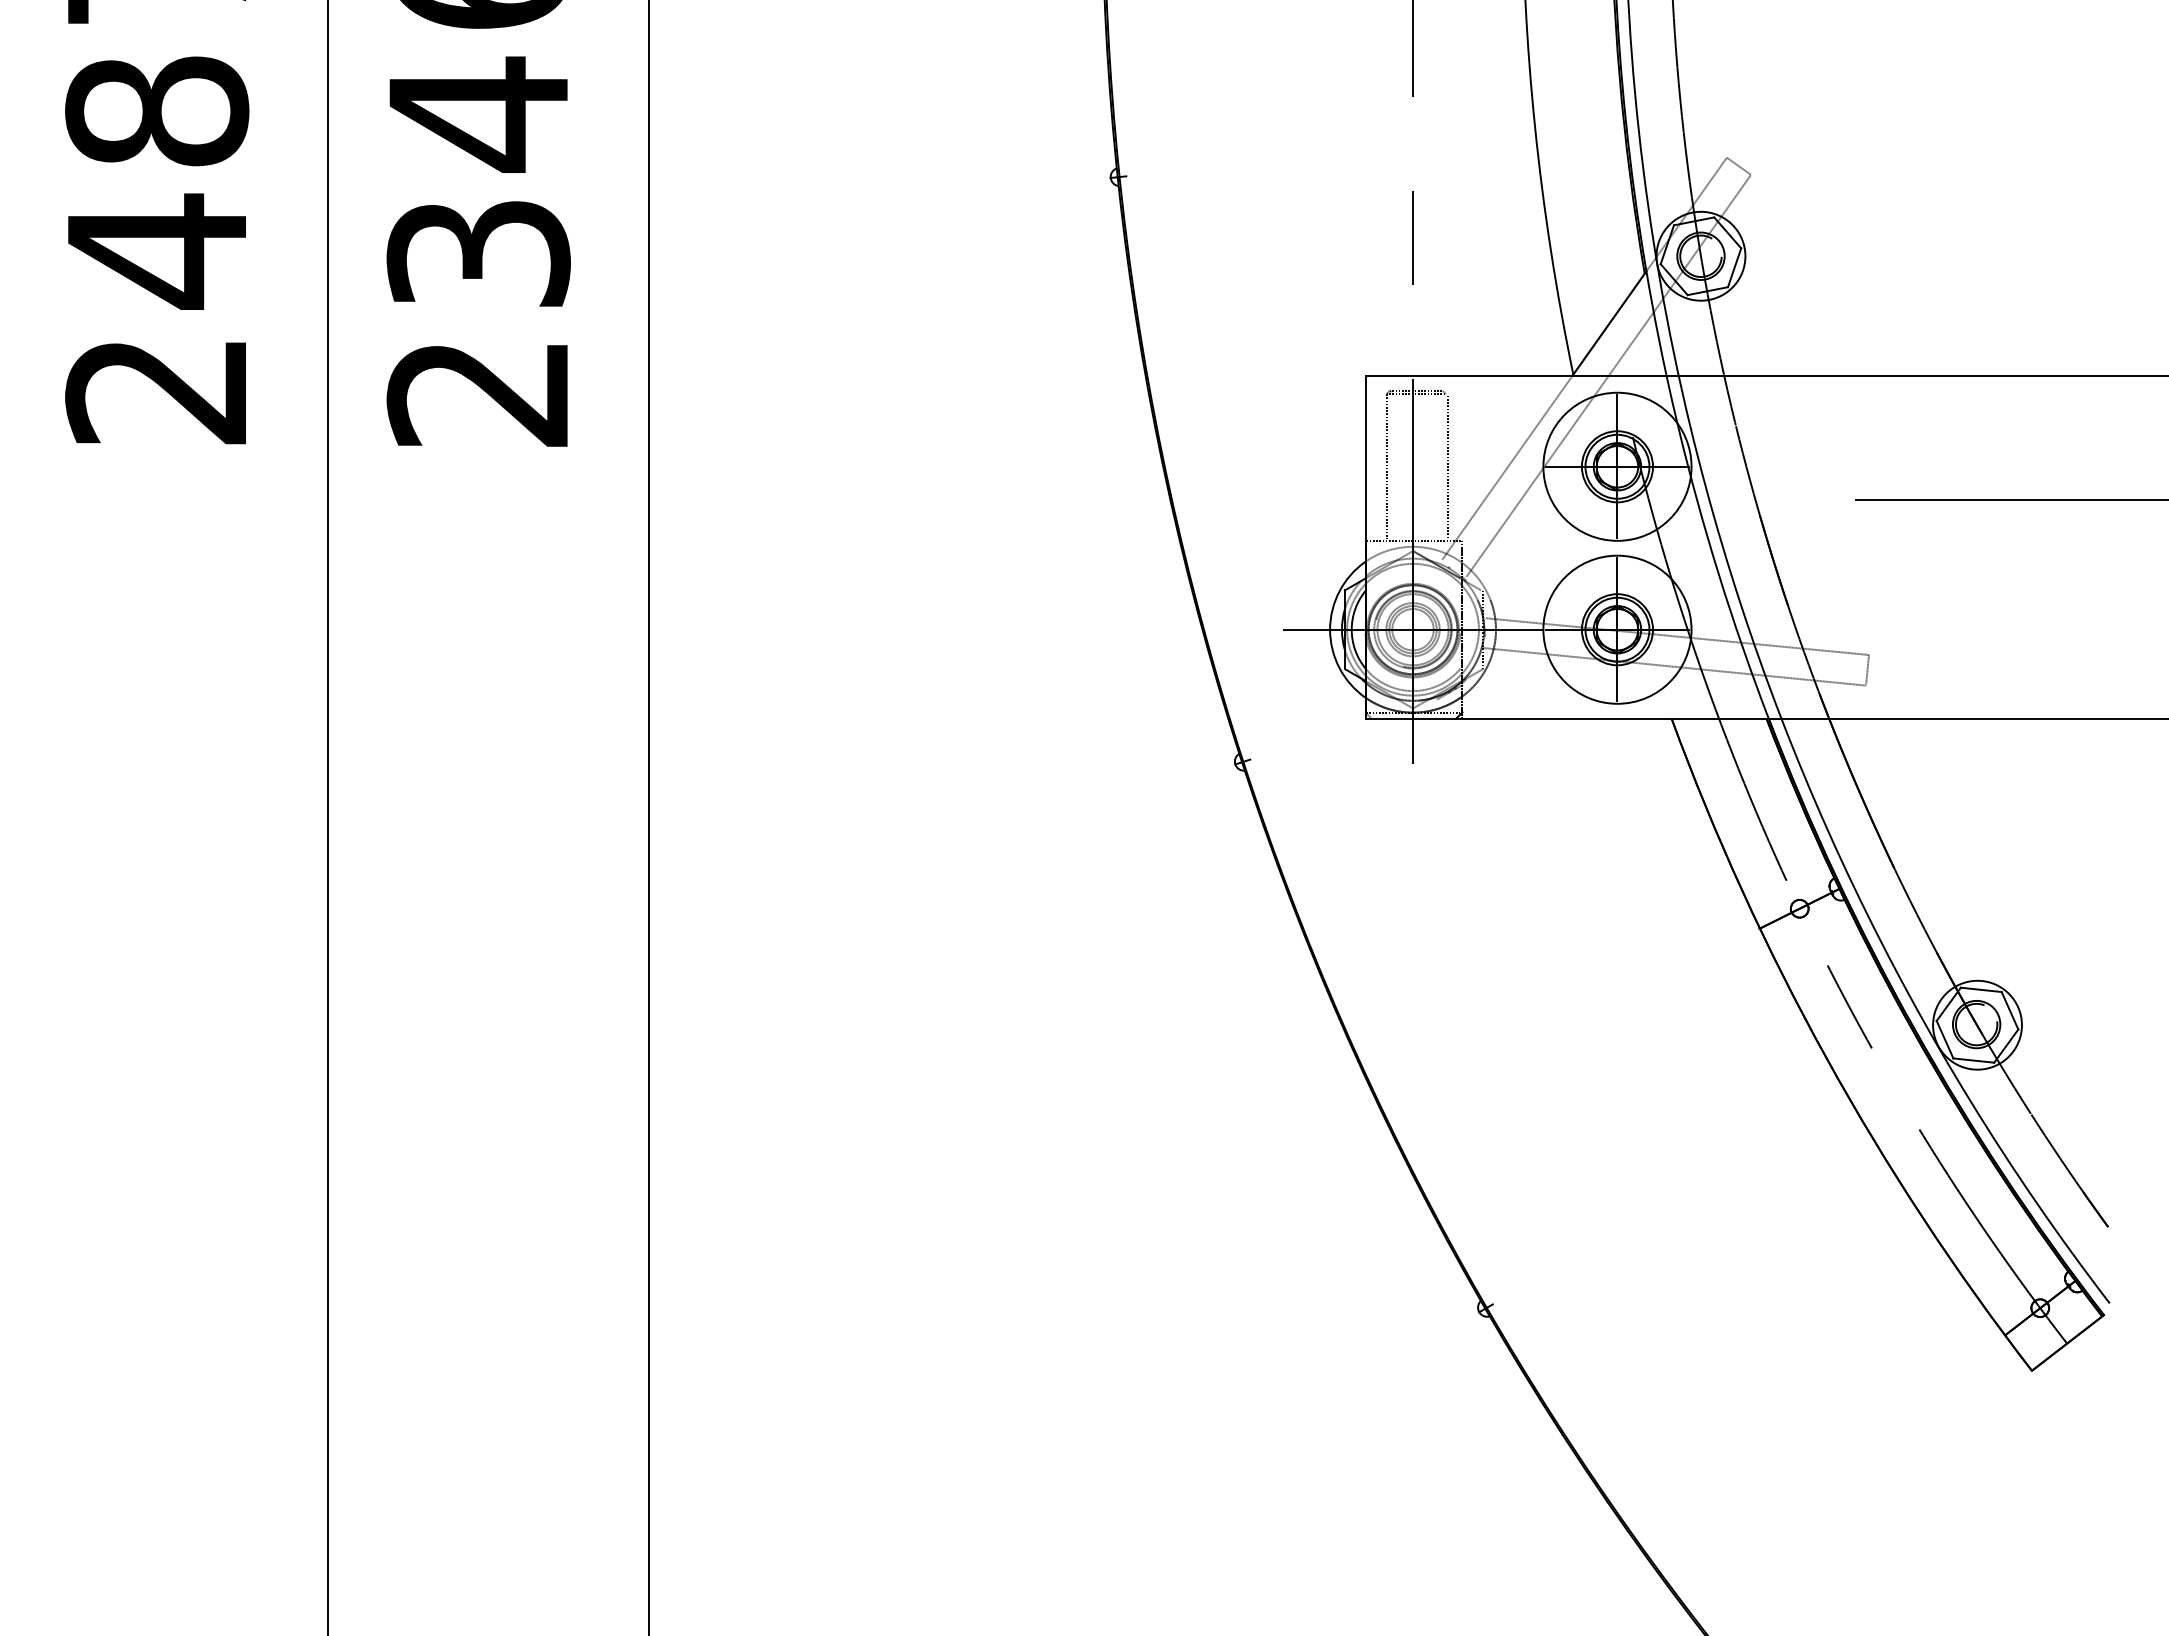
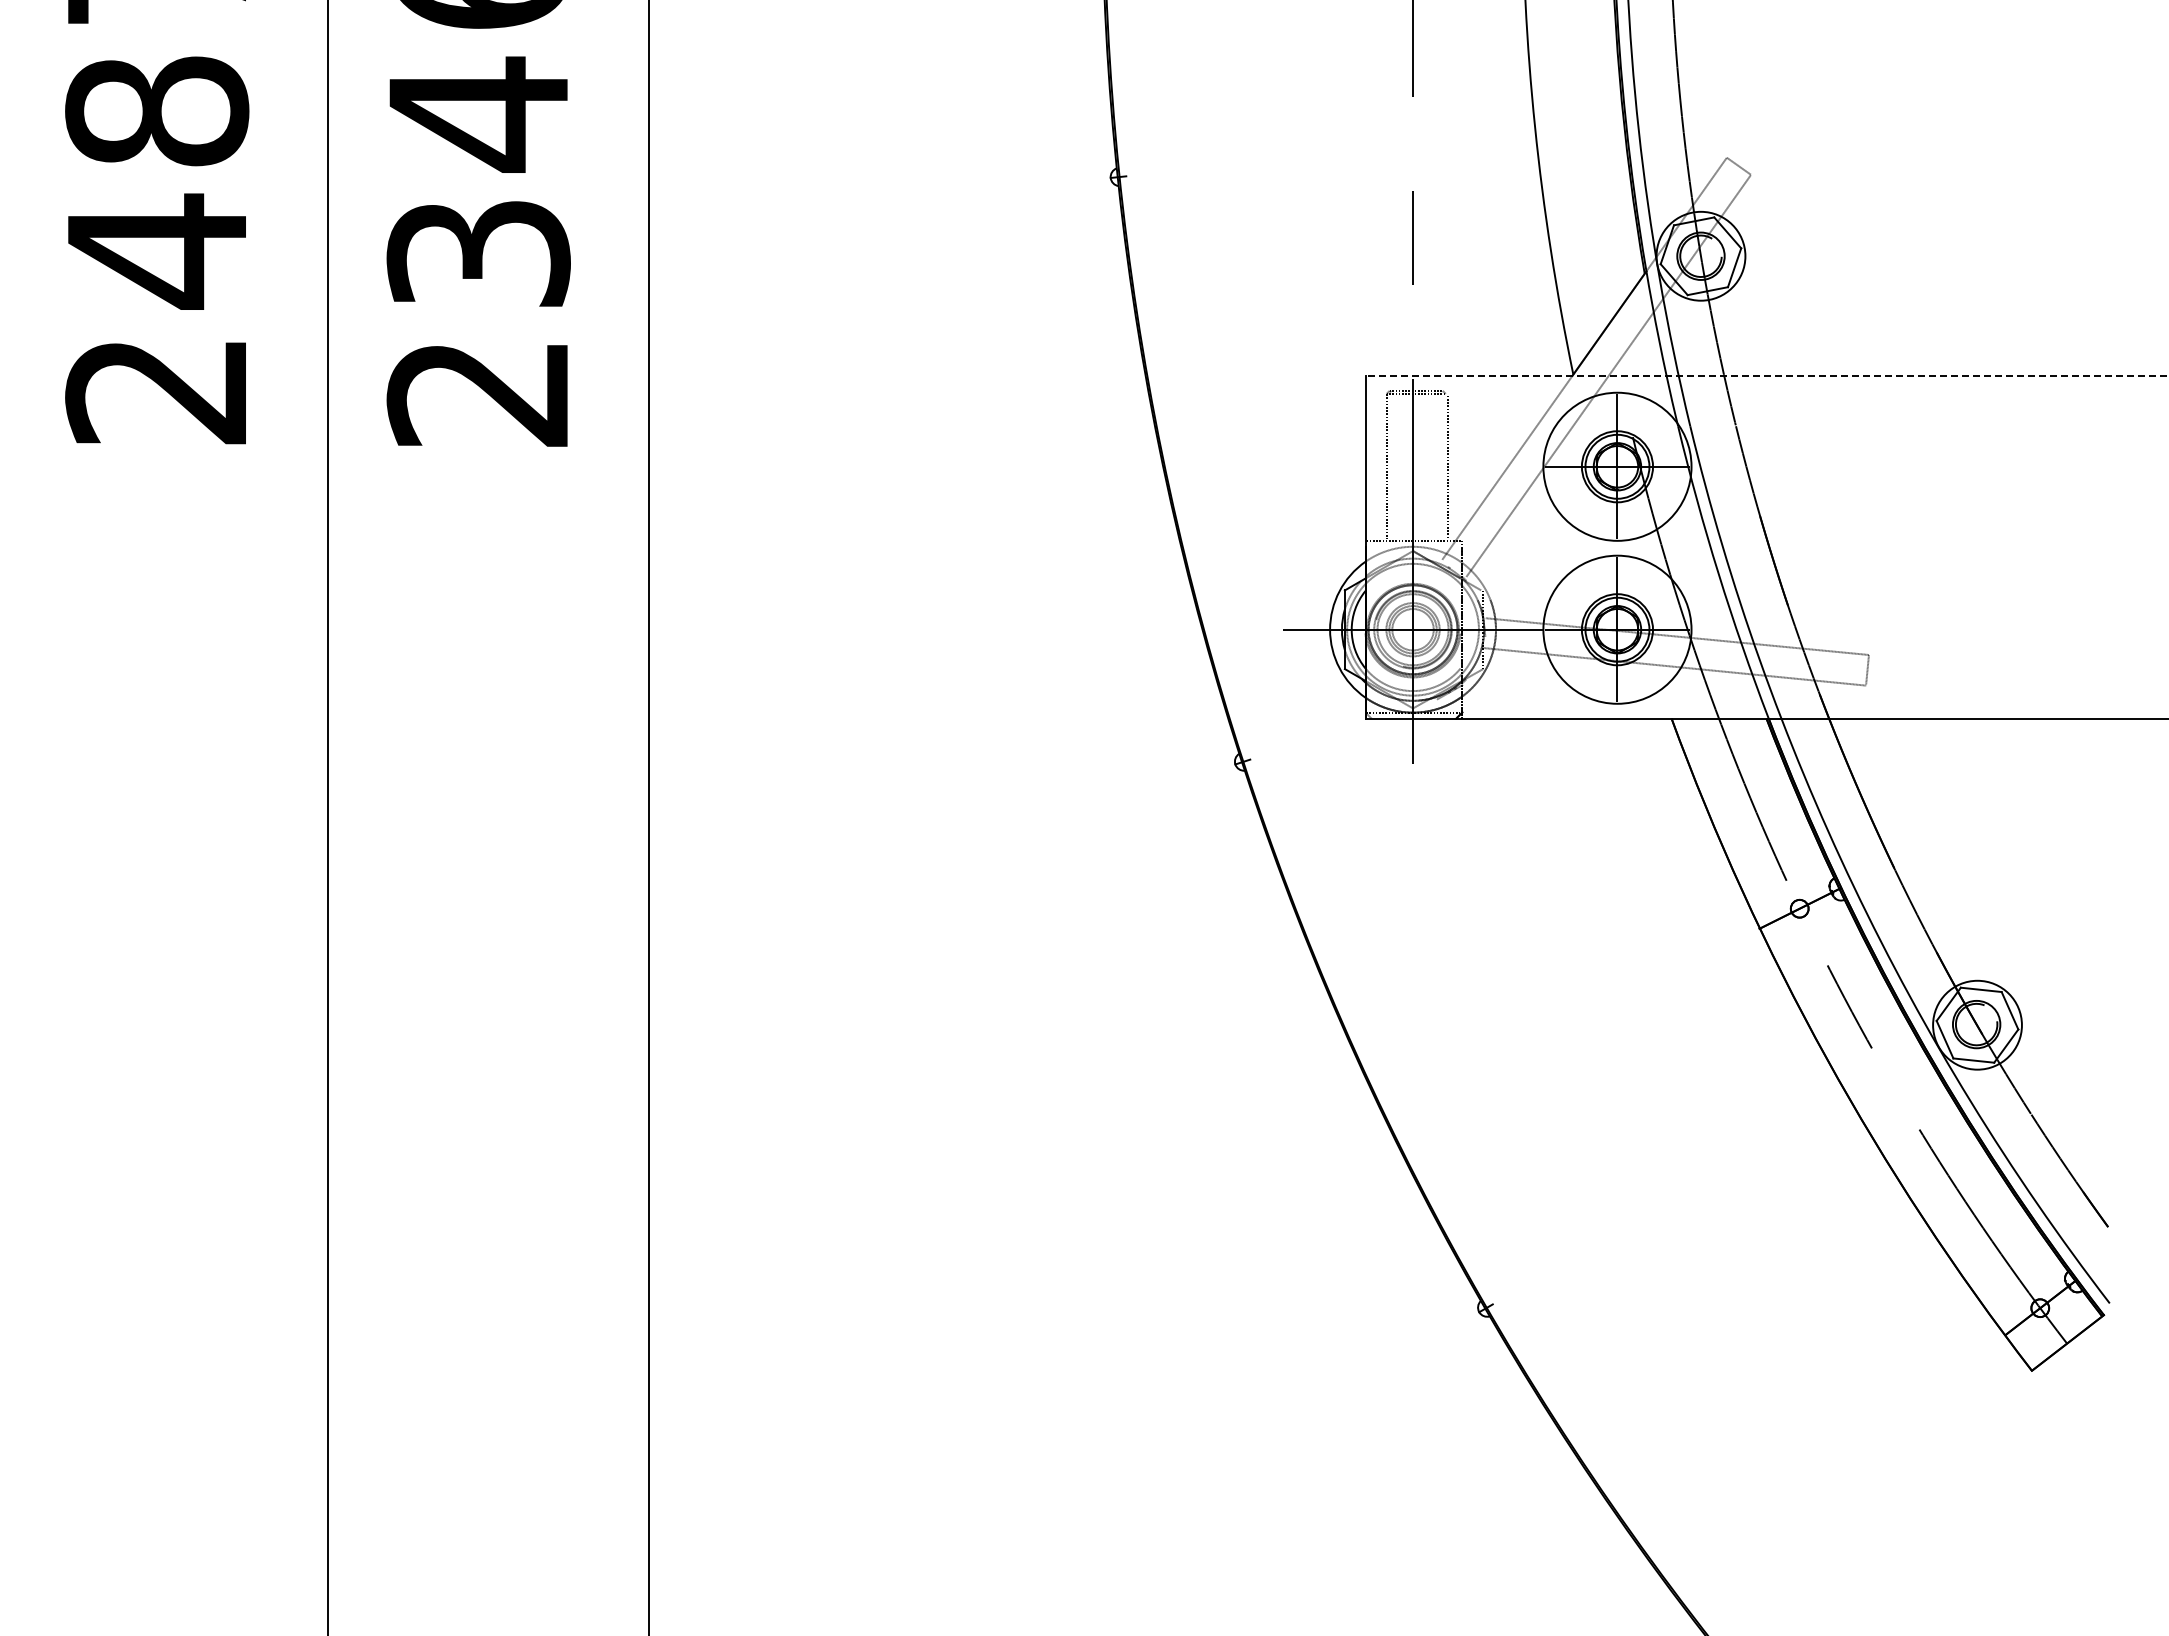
line: solid -> dashed (1767, 375)
line: present -> none (2010, 500)
